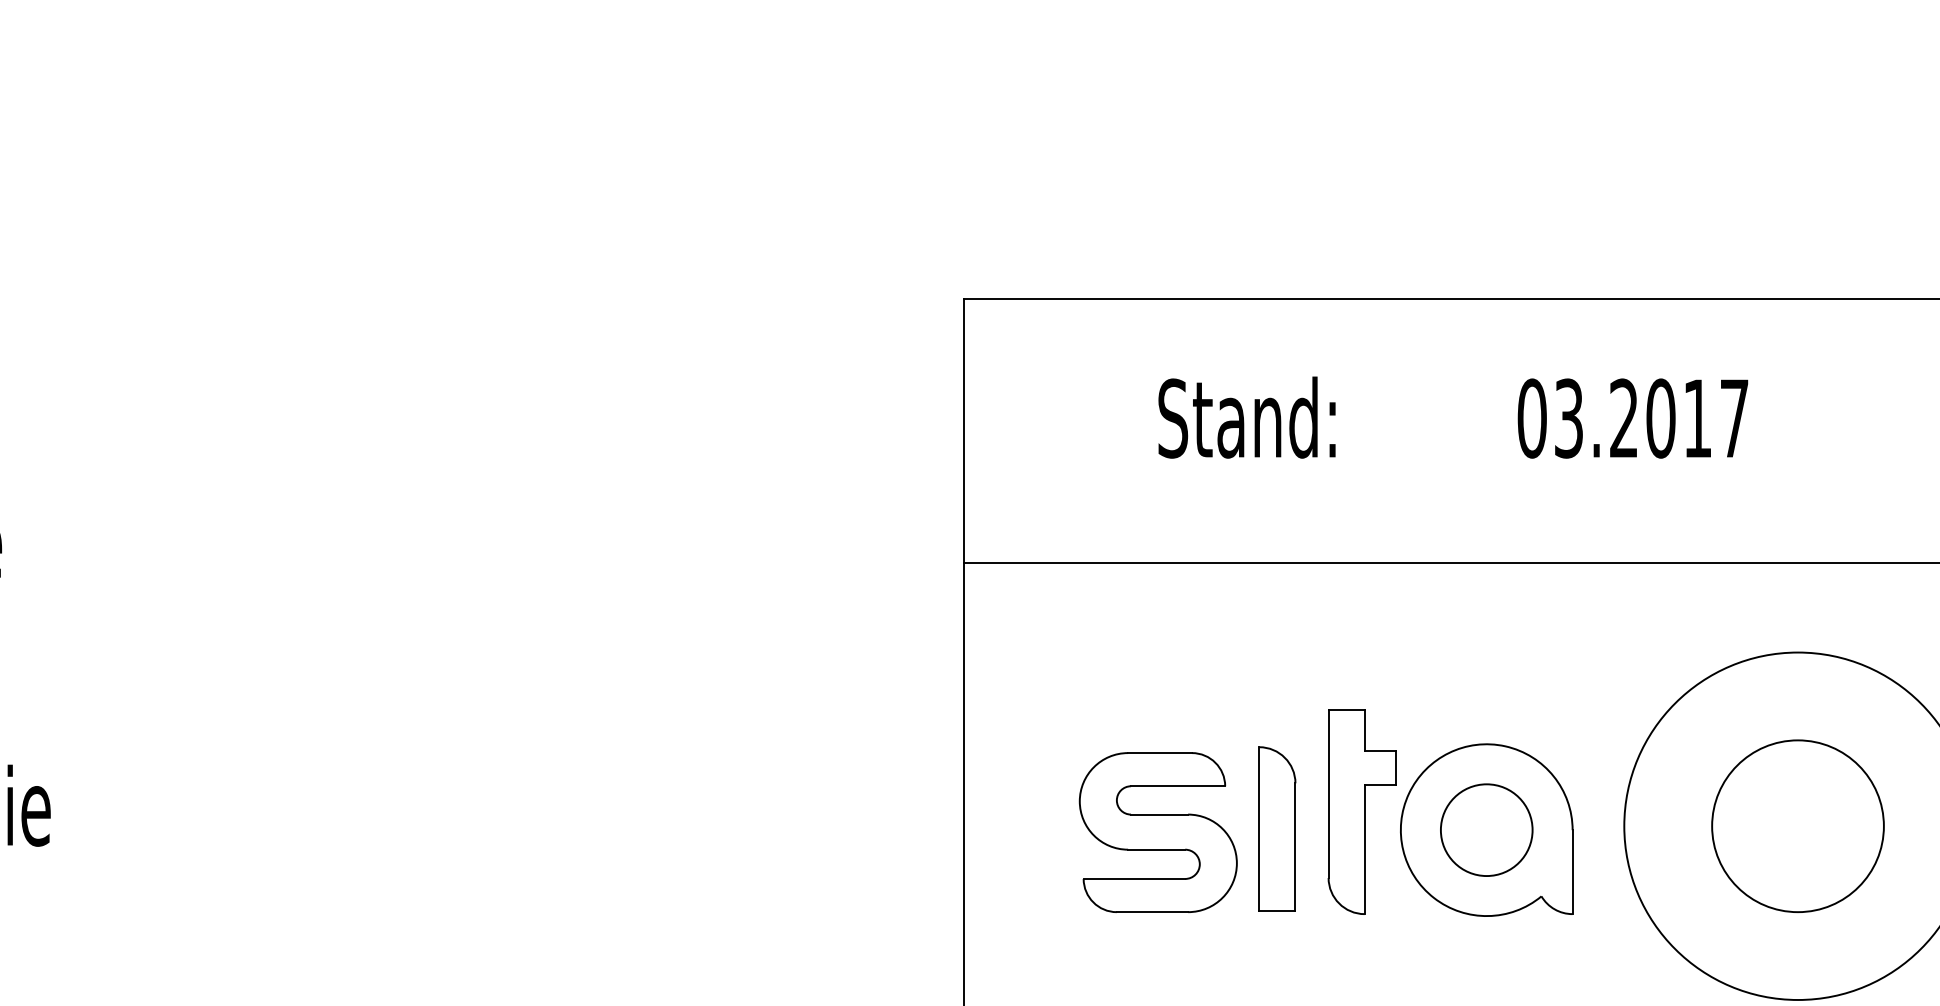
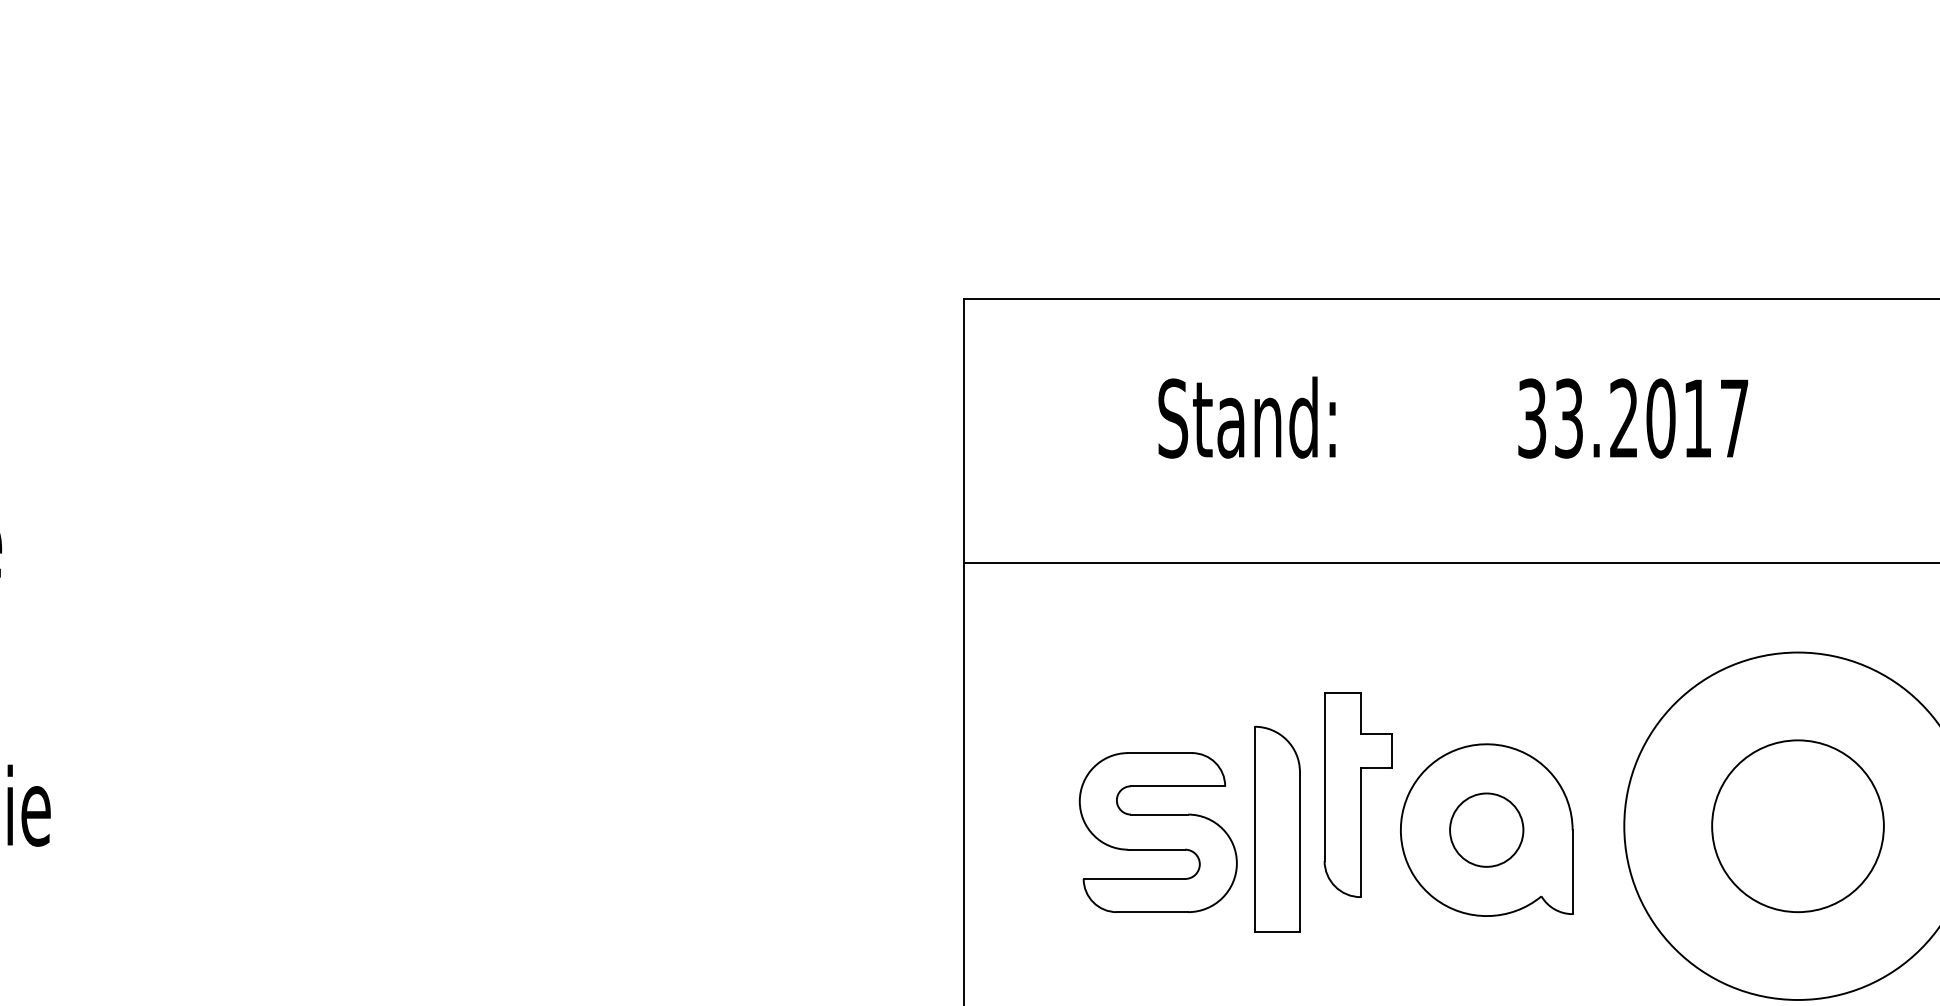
text: 03.2017 -> 33.2017 (1531, 418)
part position: (1361, 811) -> (1357, 794) (1357, 794)
part size: 39x166 px -> 47x208 px (1277, 828)
circle diameter: 92 px -> 73 px (1486, 829)
